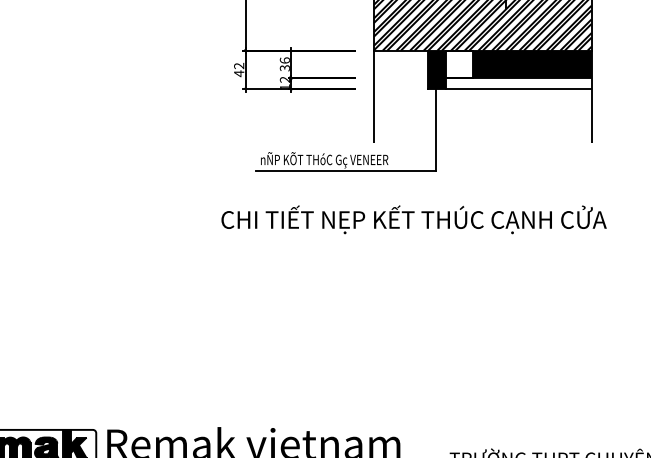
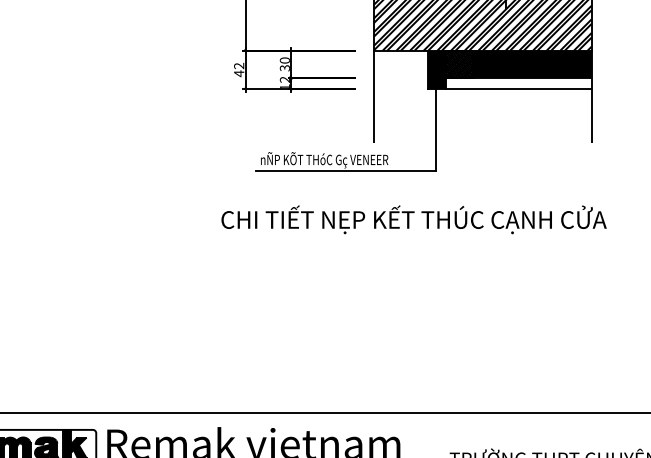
text: 36 -> 30 (284, 60)
hatch: none -> present (459, 64)
line: none -> present (324, 413)
